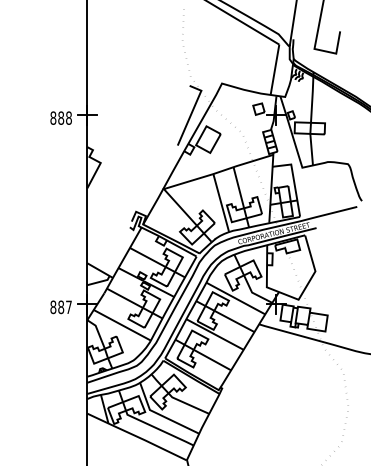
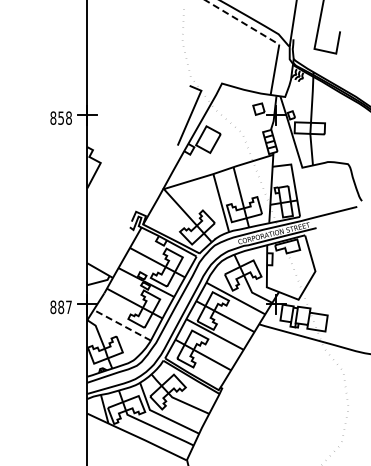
line: solid -> dashed (242, 22)
text: 888 -> 858 (61, 117)
line: solid -> dashed (121, 325)
